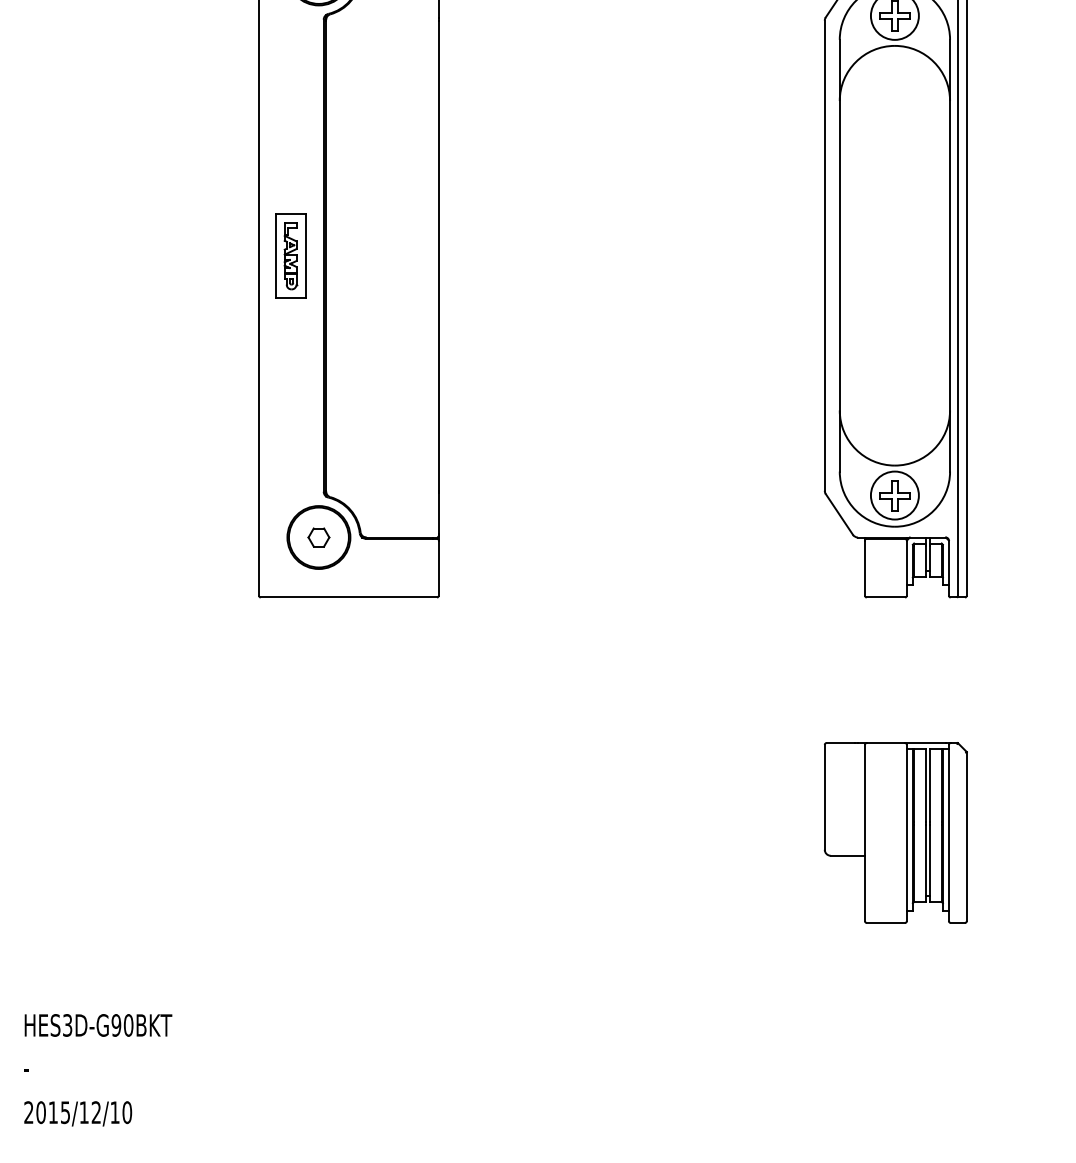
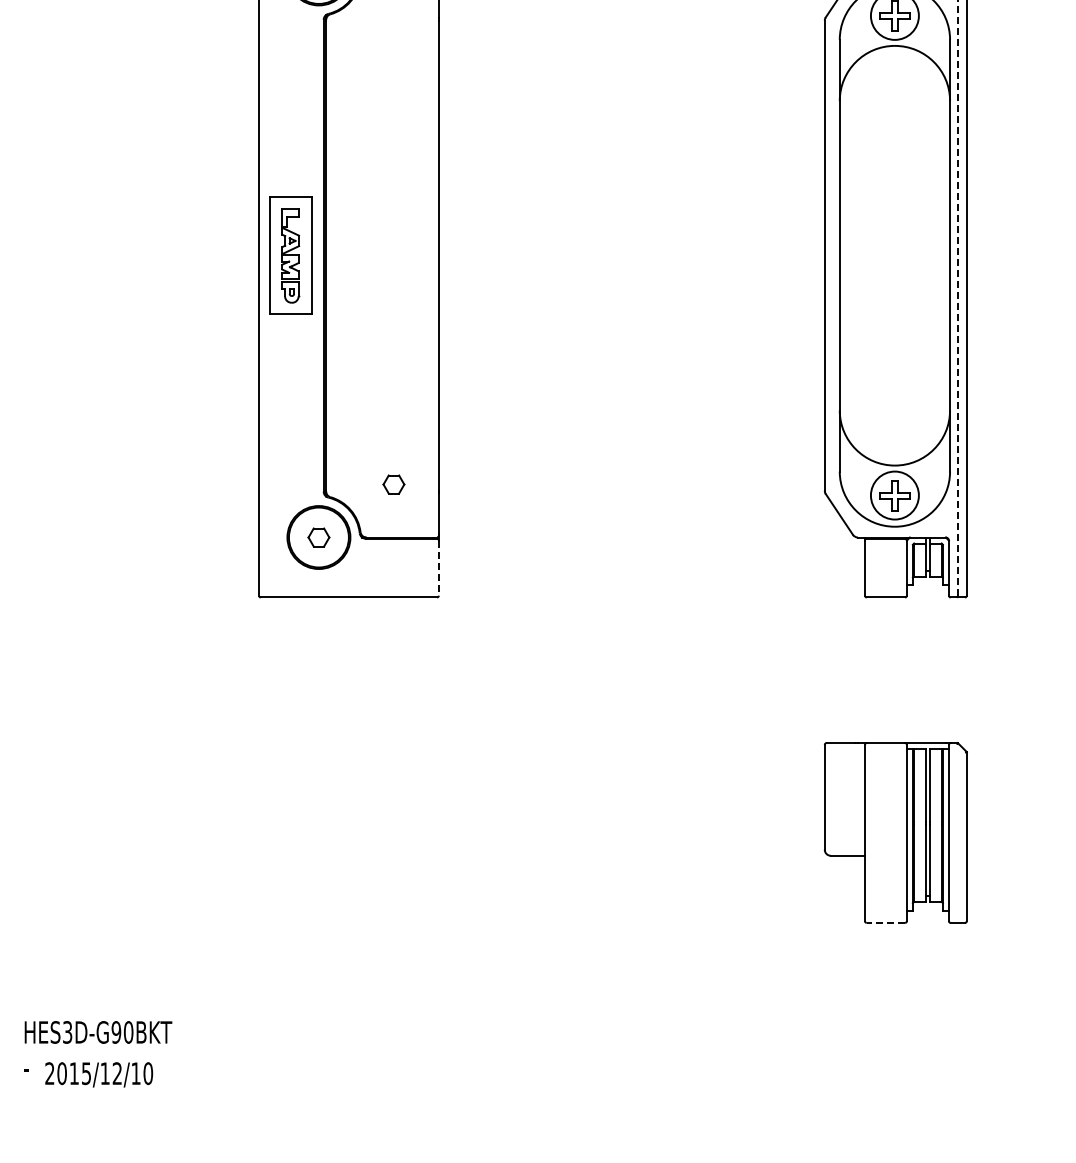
part size: 32x86 px -> 44x119 px (290, 255)
line: solid -> dashed (957, 297)
part: none -> present (393, 484)
line: solid -> dashed (438, 568)
line: solid -> dashed (885, 922)
text position: (98, 1025) -> (98, 1032) (98, 1032)
text position: (78, 1113) -> (99, 1074) (99, 1074)
